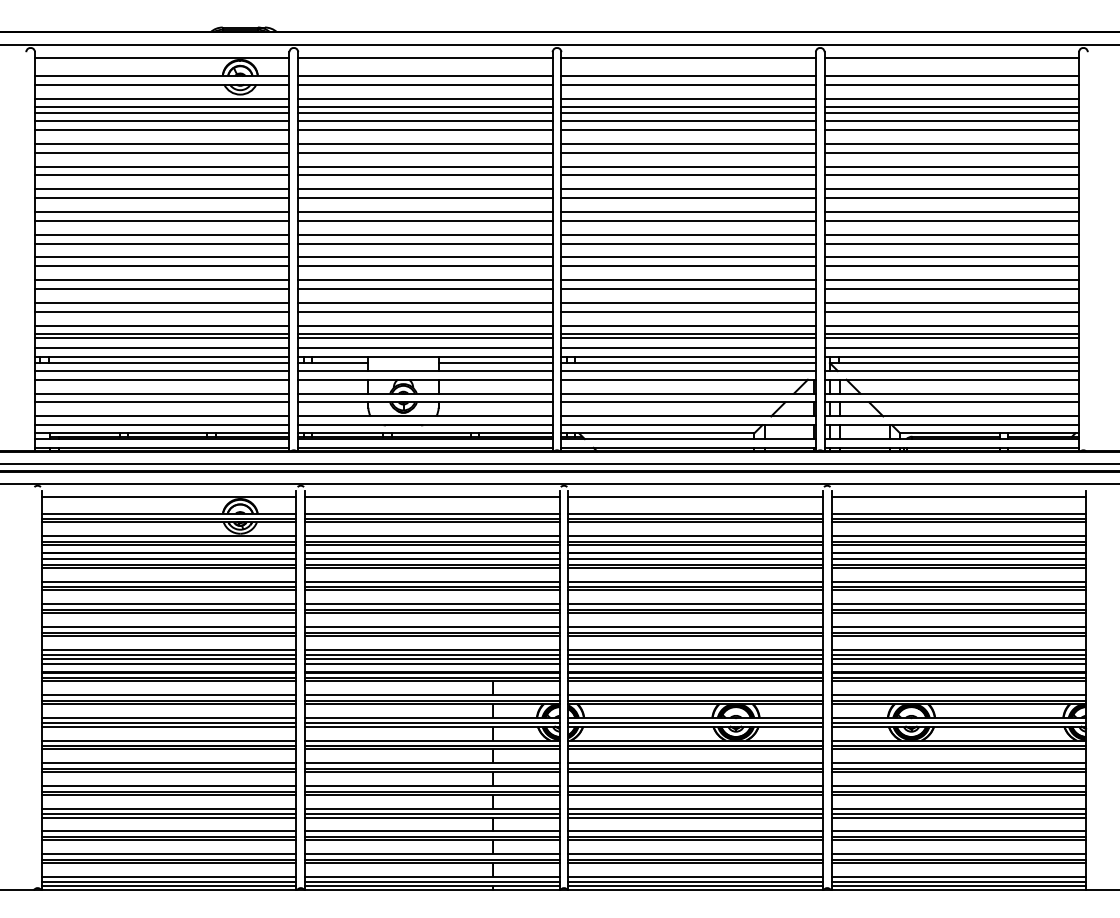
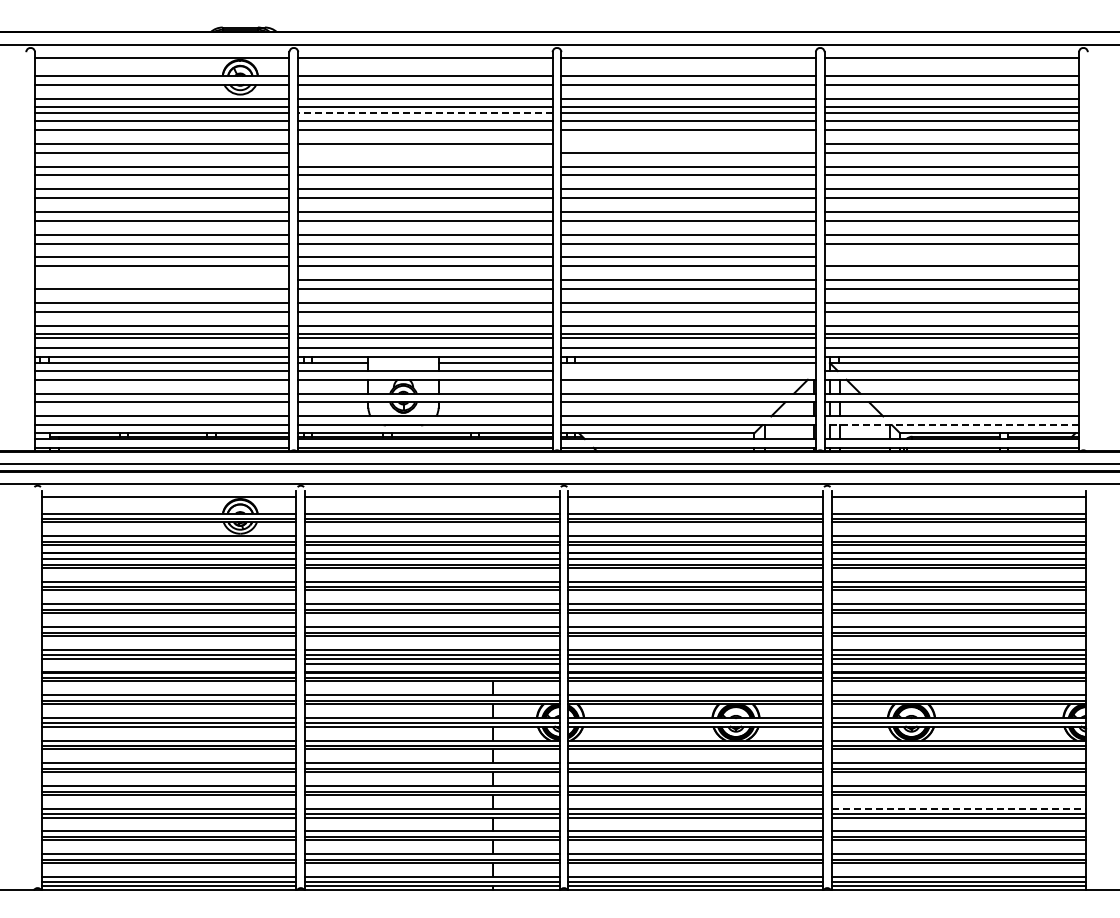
line: solid -> dashed (424, 113)
line: present -> none (688, 143)
line: present -> none (425, 152)
line: present -> none (951, 257)
line: present -> none (162, 280)
line: present -> none (688, 370)
line: solid -> dashed (951, 425)
line: present -> none (169, 664)
line: solid -> dashed (959, 808)
